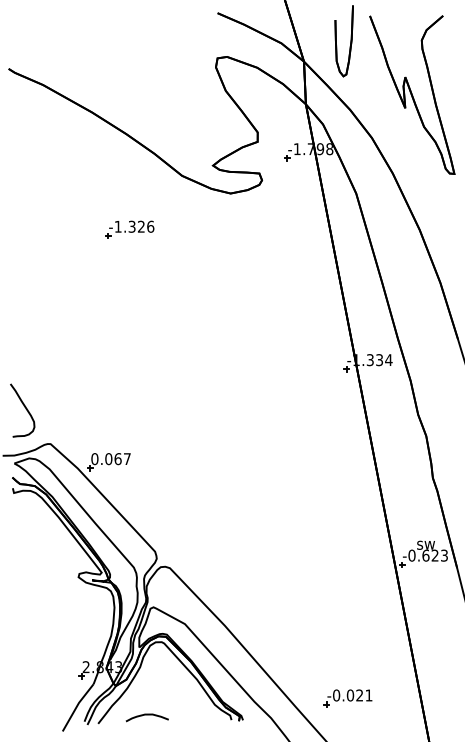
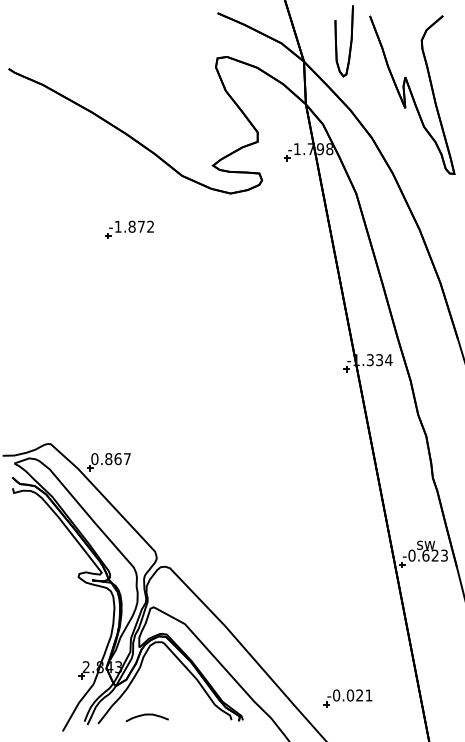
text: -1.326 -> -1.872 (141, 226)
curve: present -> none (25, 409)
text: 0.067 -> 0.867 (108, 458)
